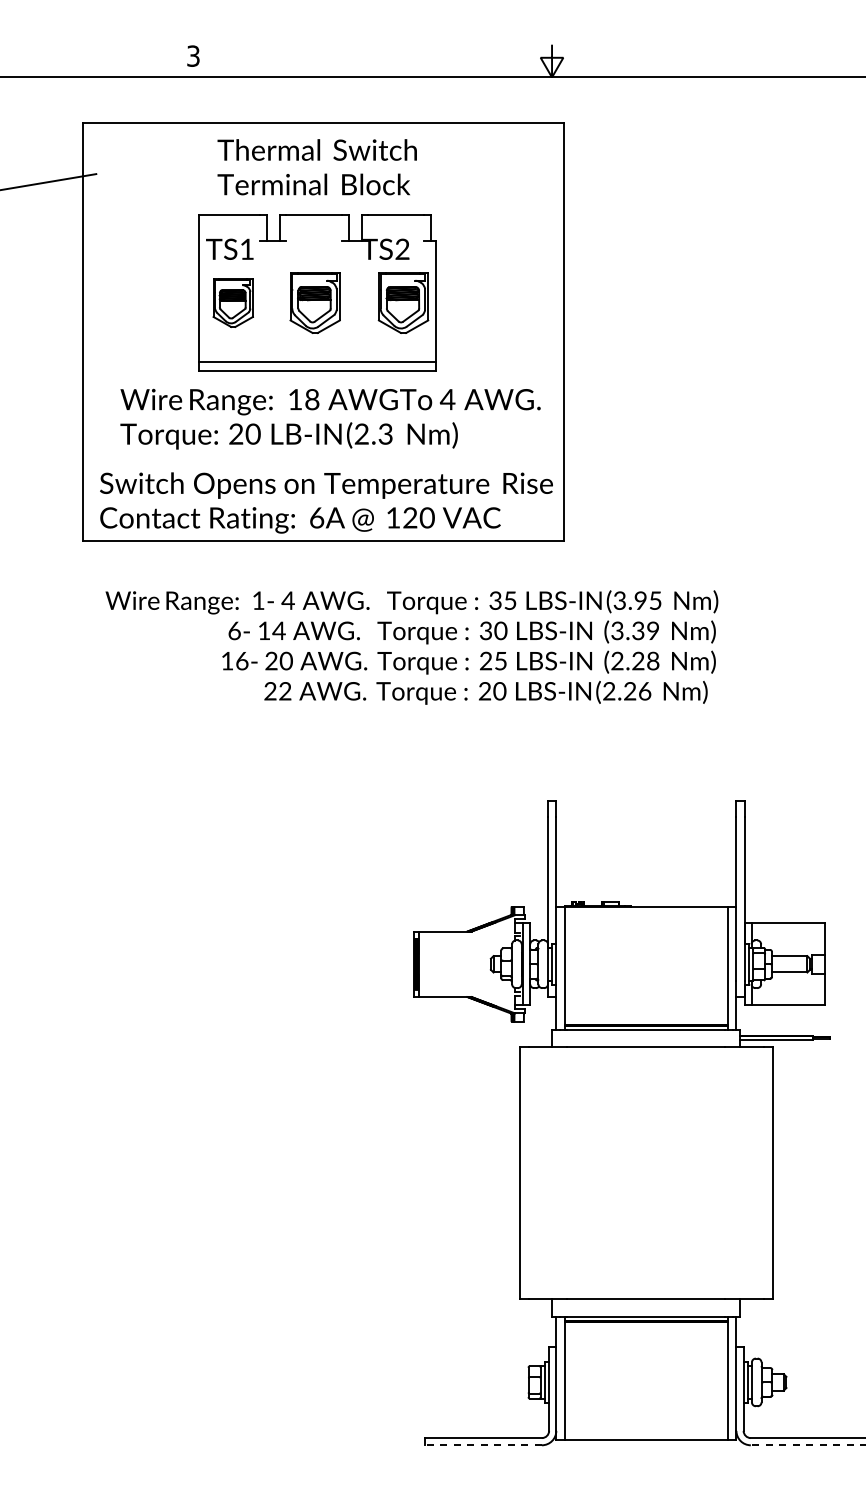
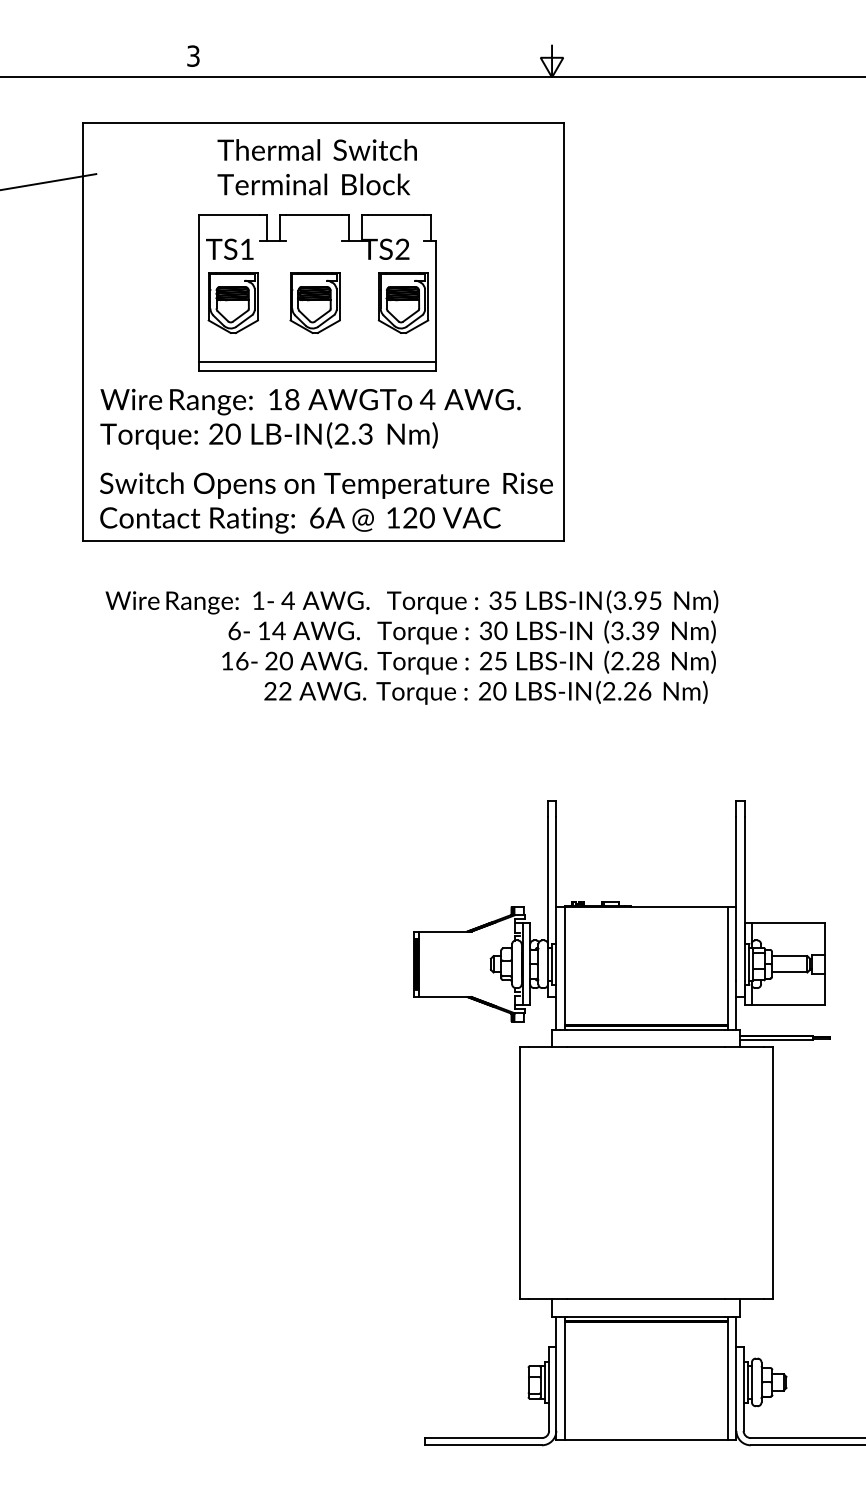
part size: 42x50 px -> 52x62 px (232, 302)
text position: (330, 418) -> (310, 418) (310, 418)
line: dashed -> solid (483, 1445)
line: dashed -> solid (807, 1445)
